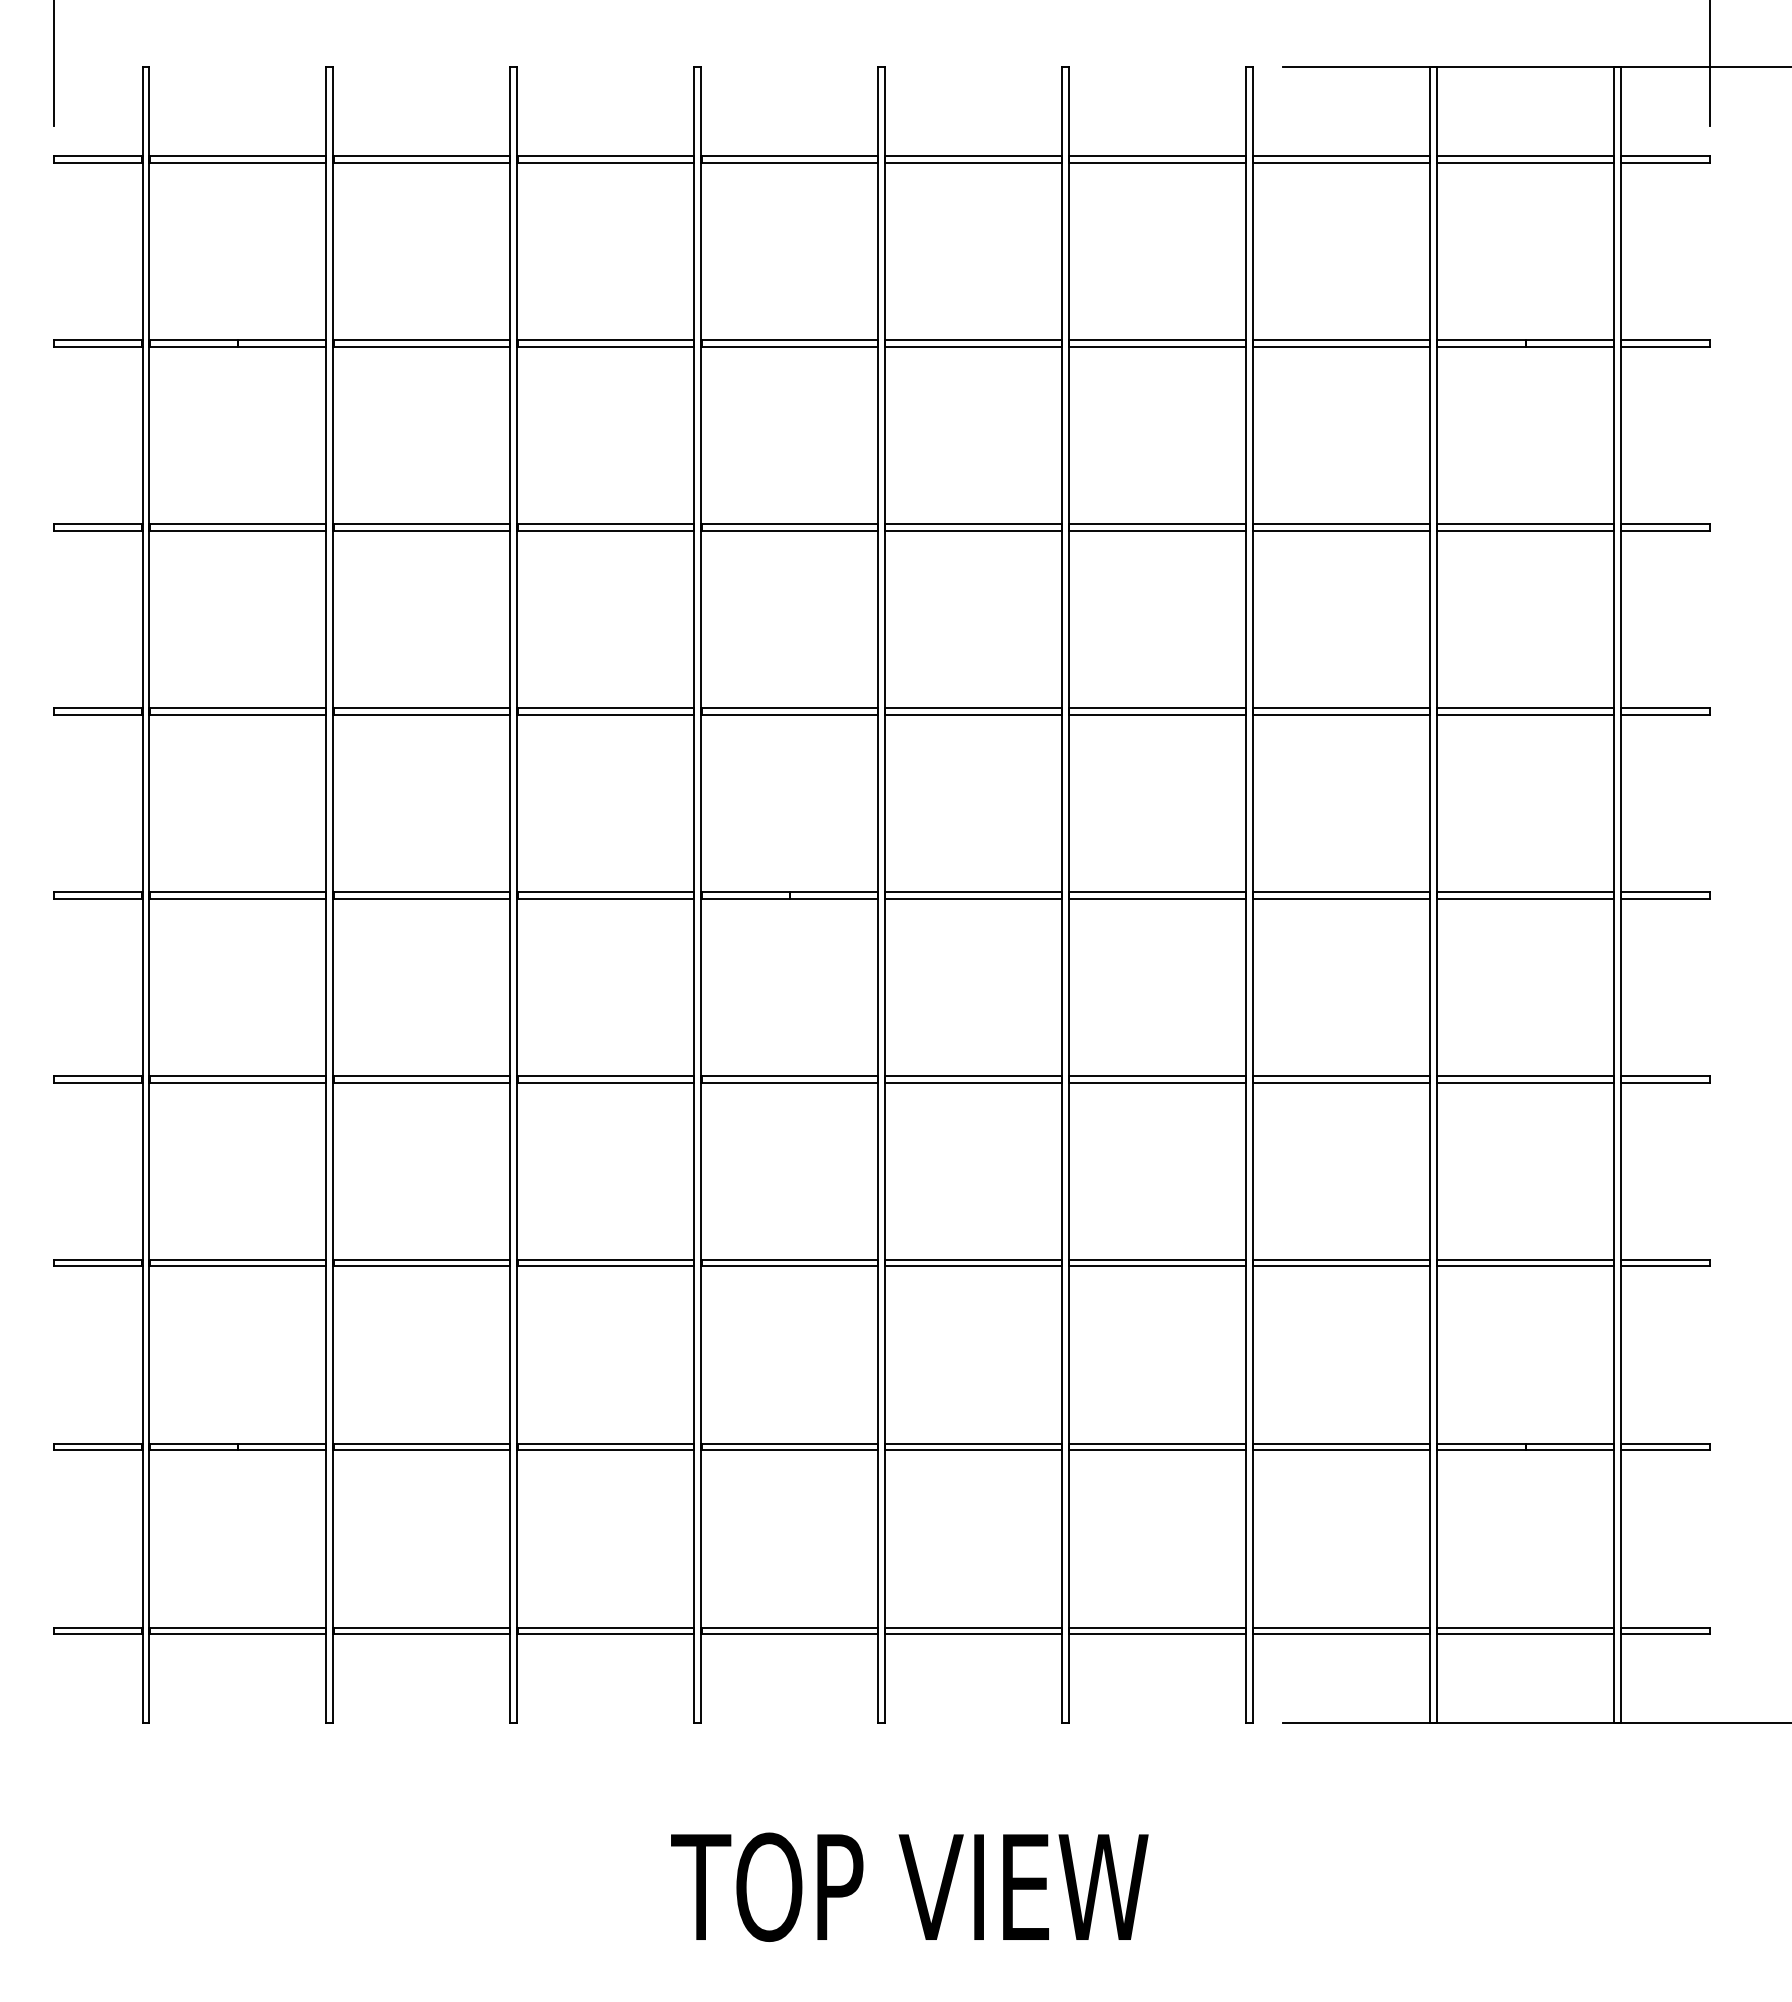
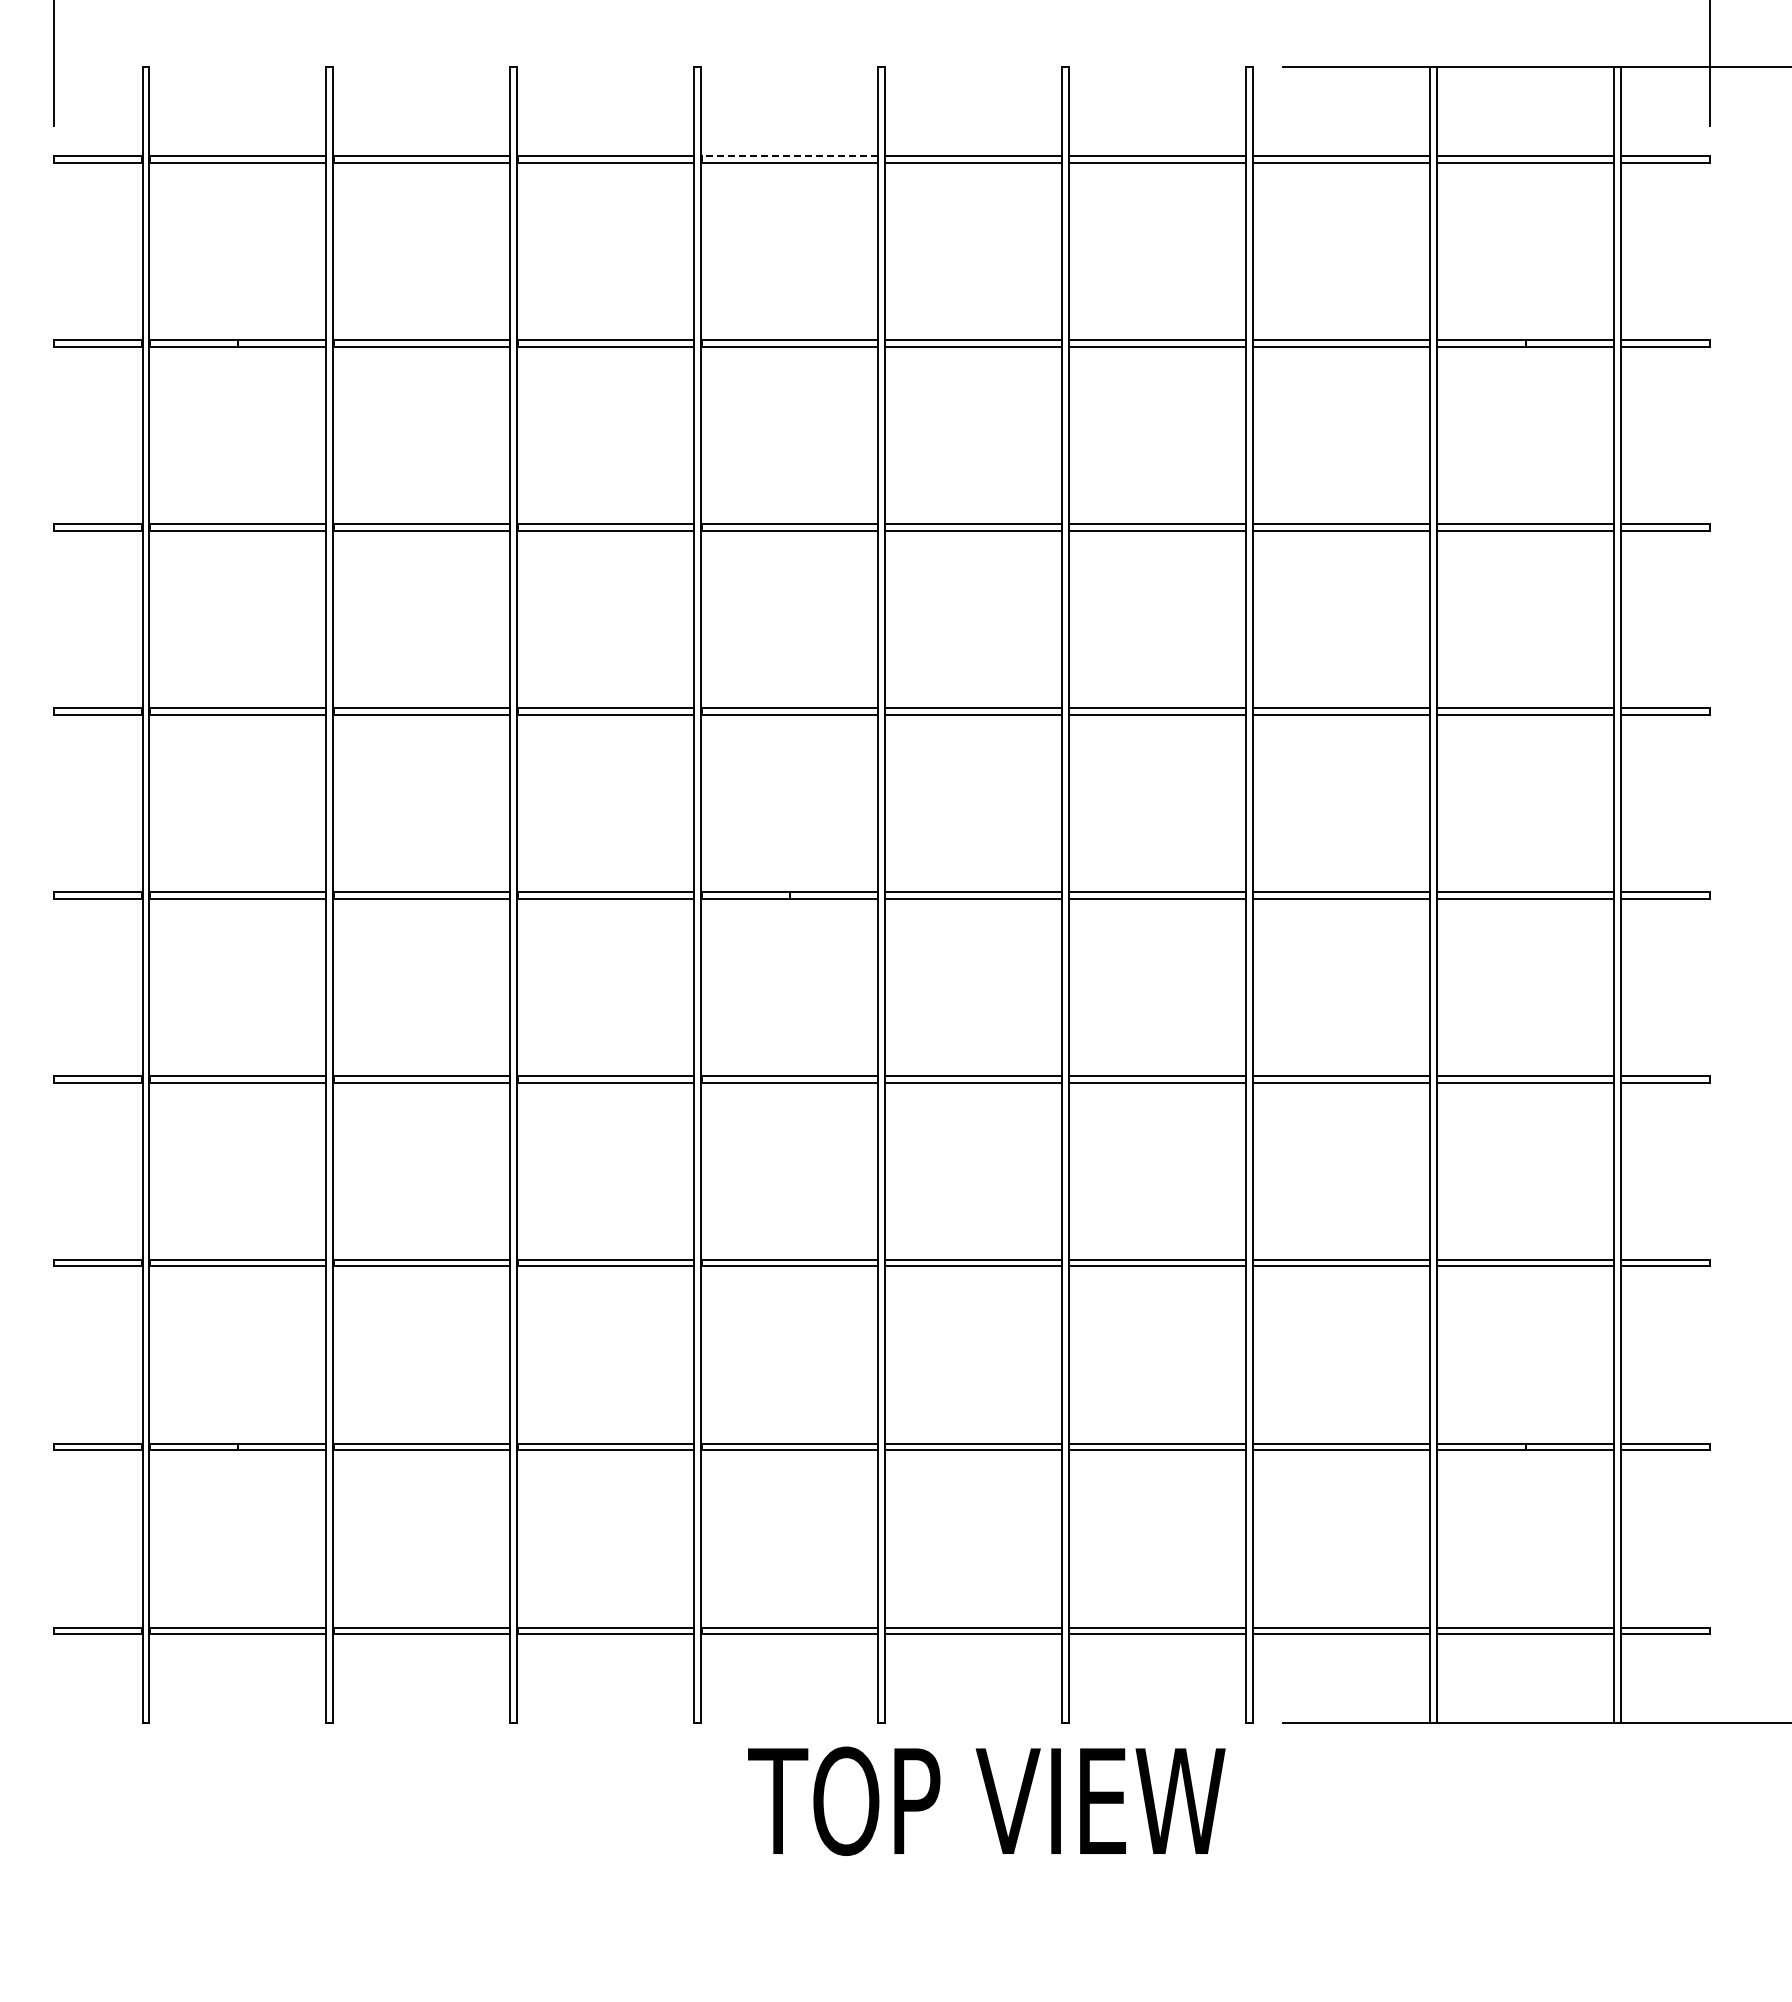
line: solid -> dashed (789, 156)
text position: (909, 1886) -> (986, 1800) (986, 1800)
